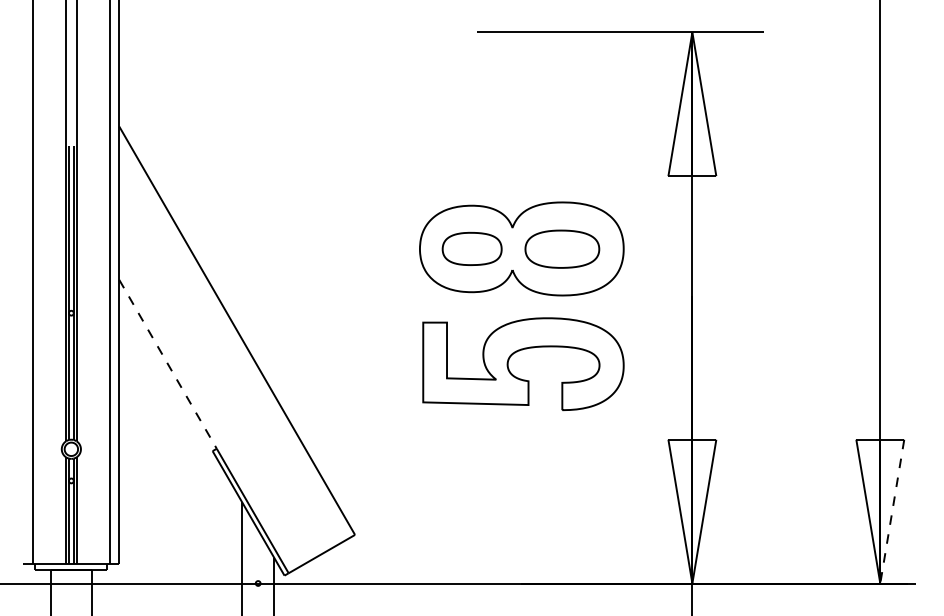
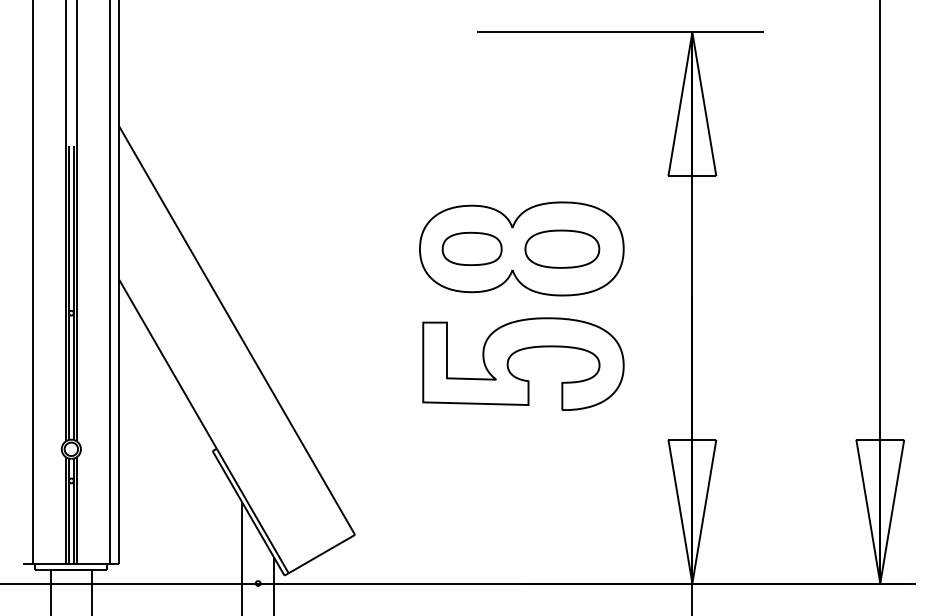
line: dashed -> solid (168, 364)
line: dashed -> solid (892, 511)
